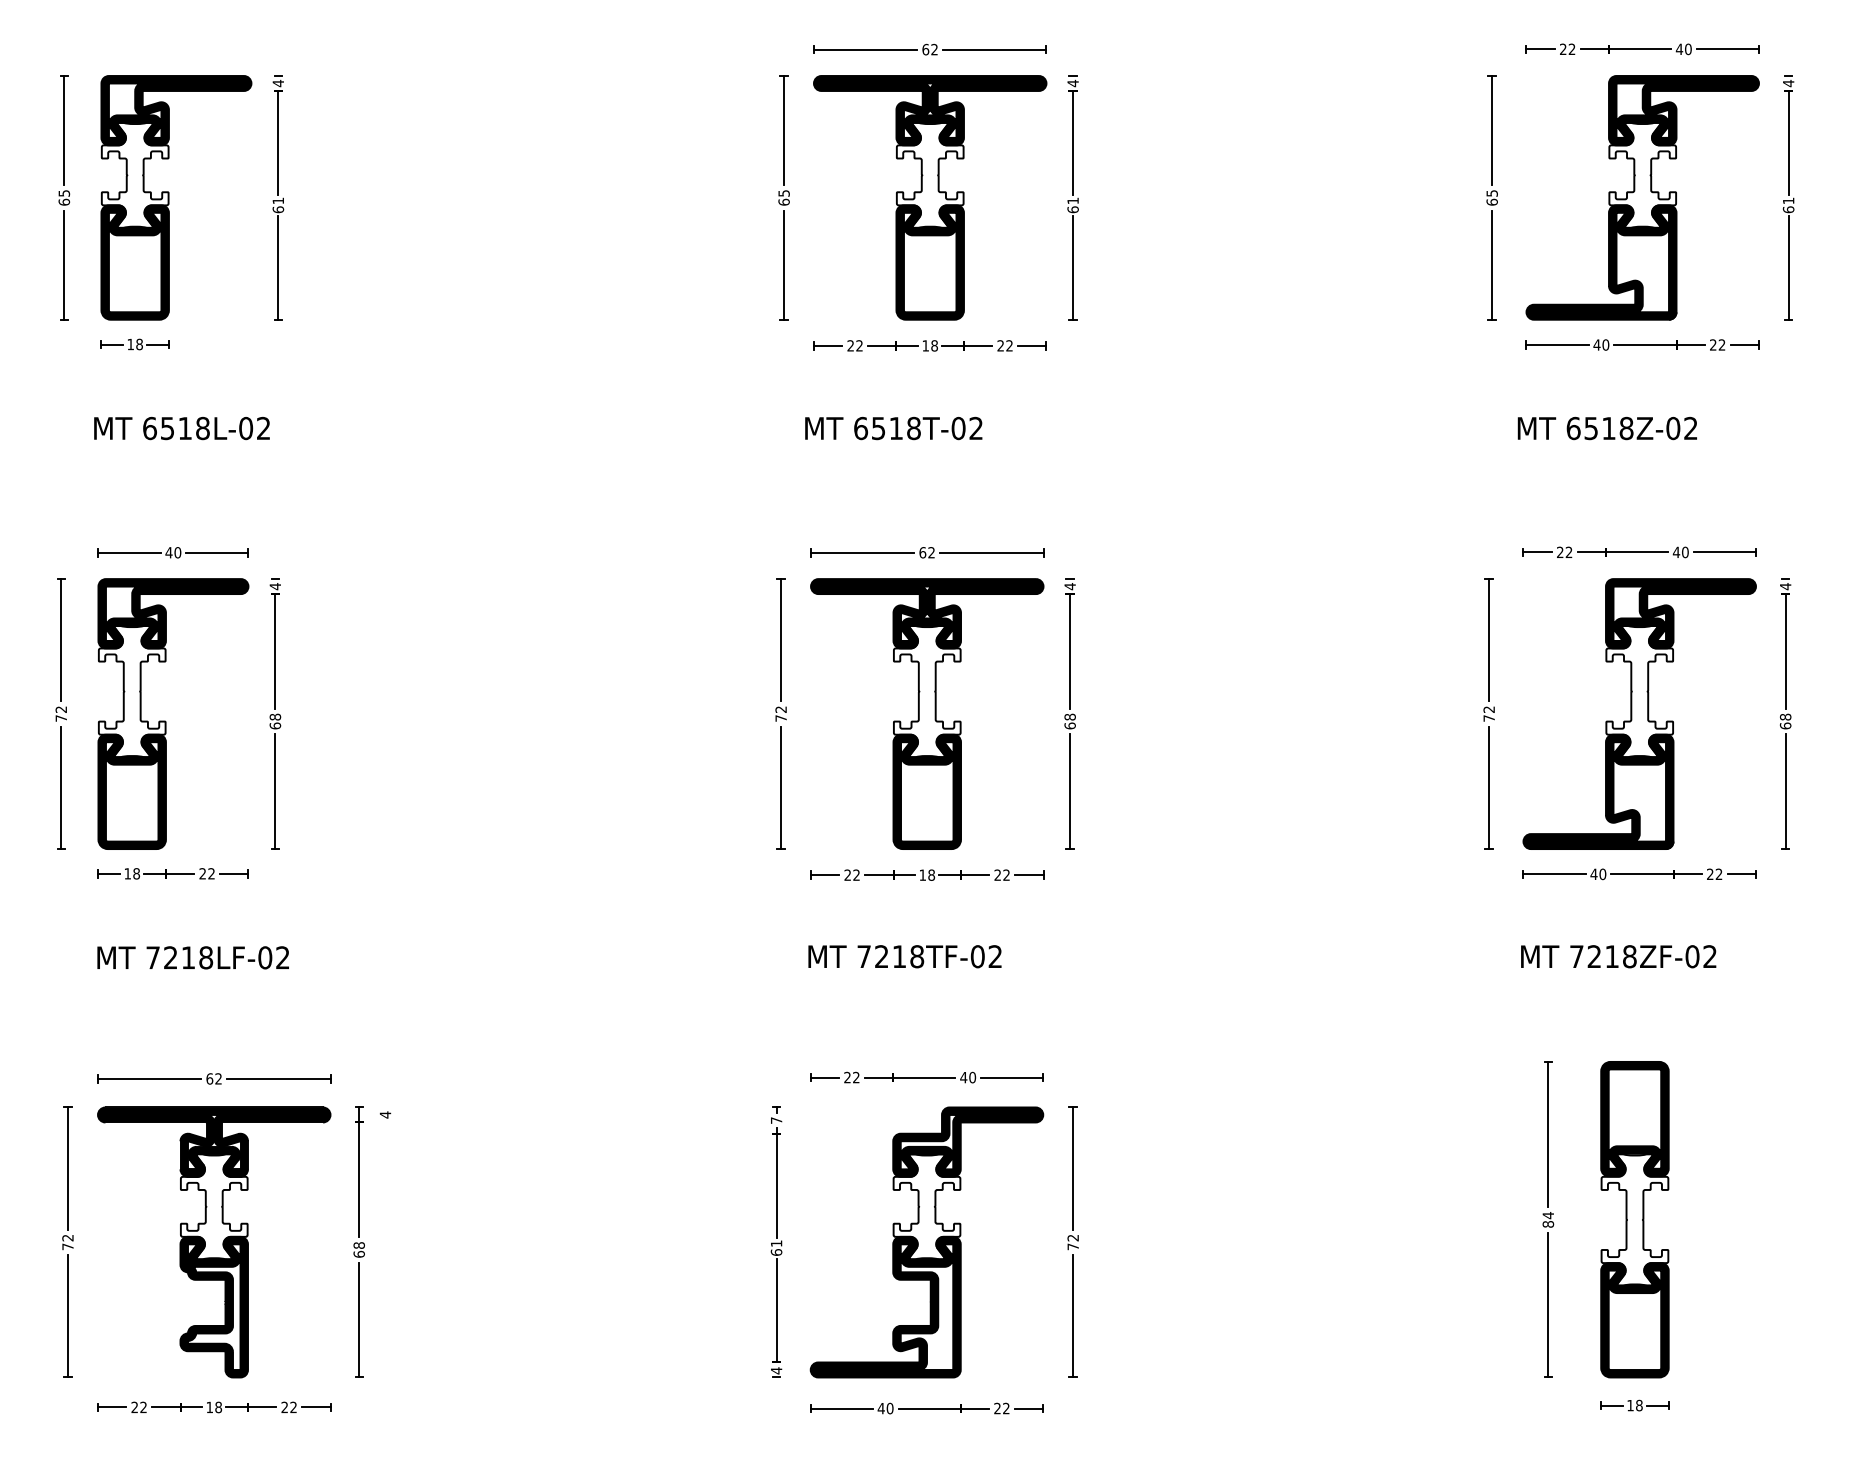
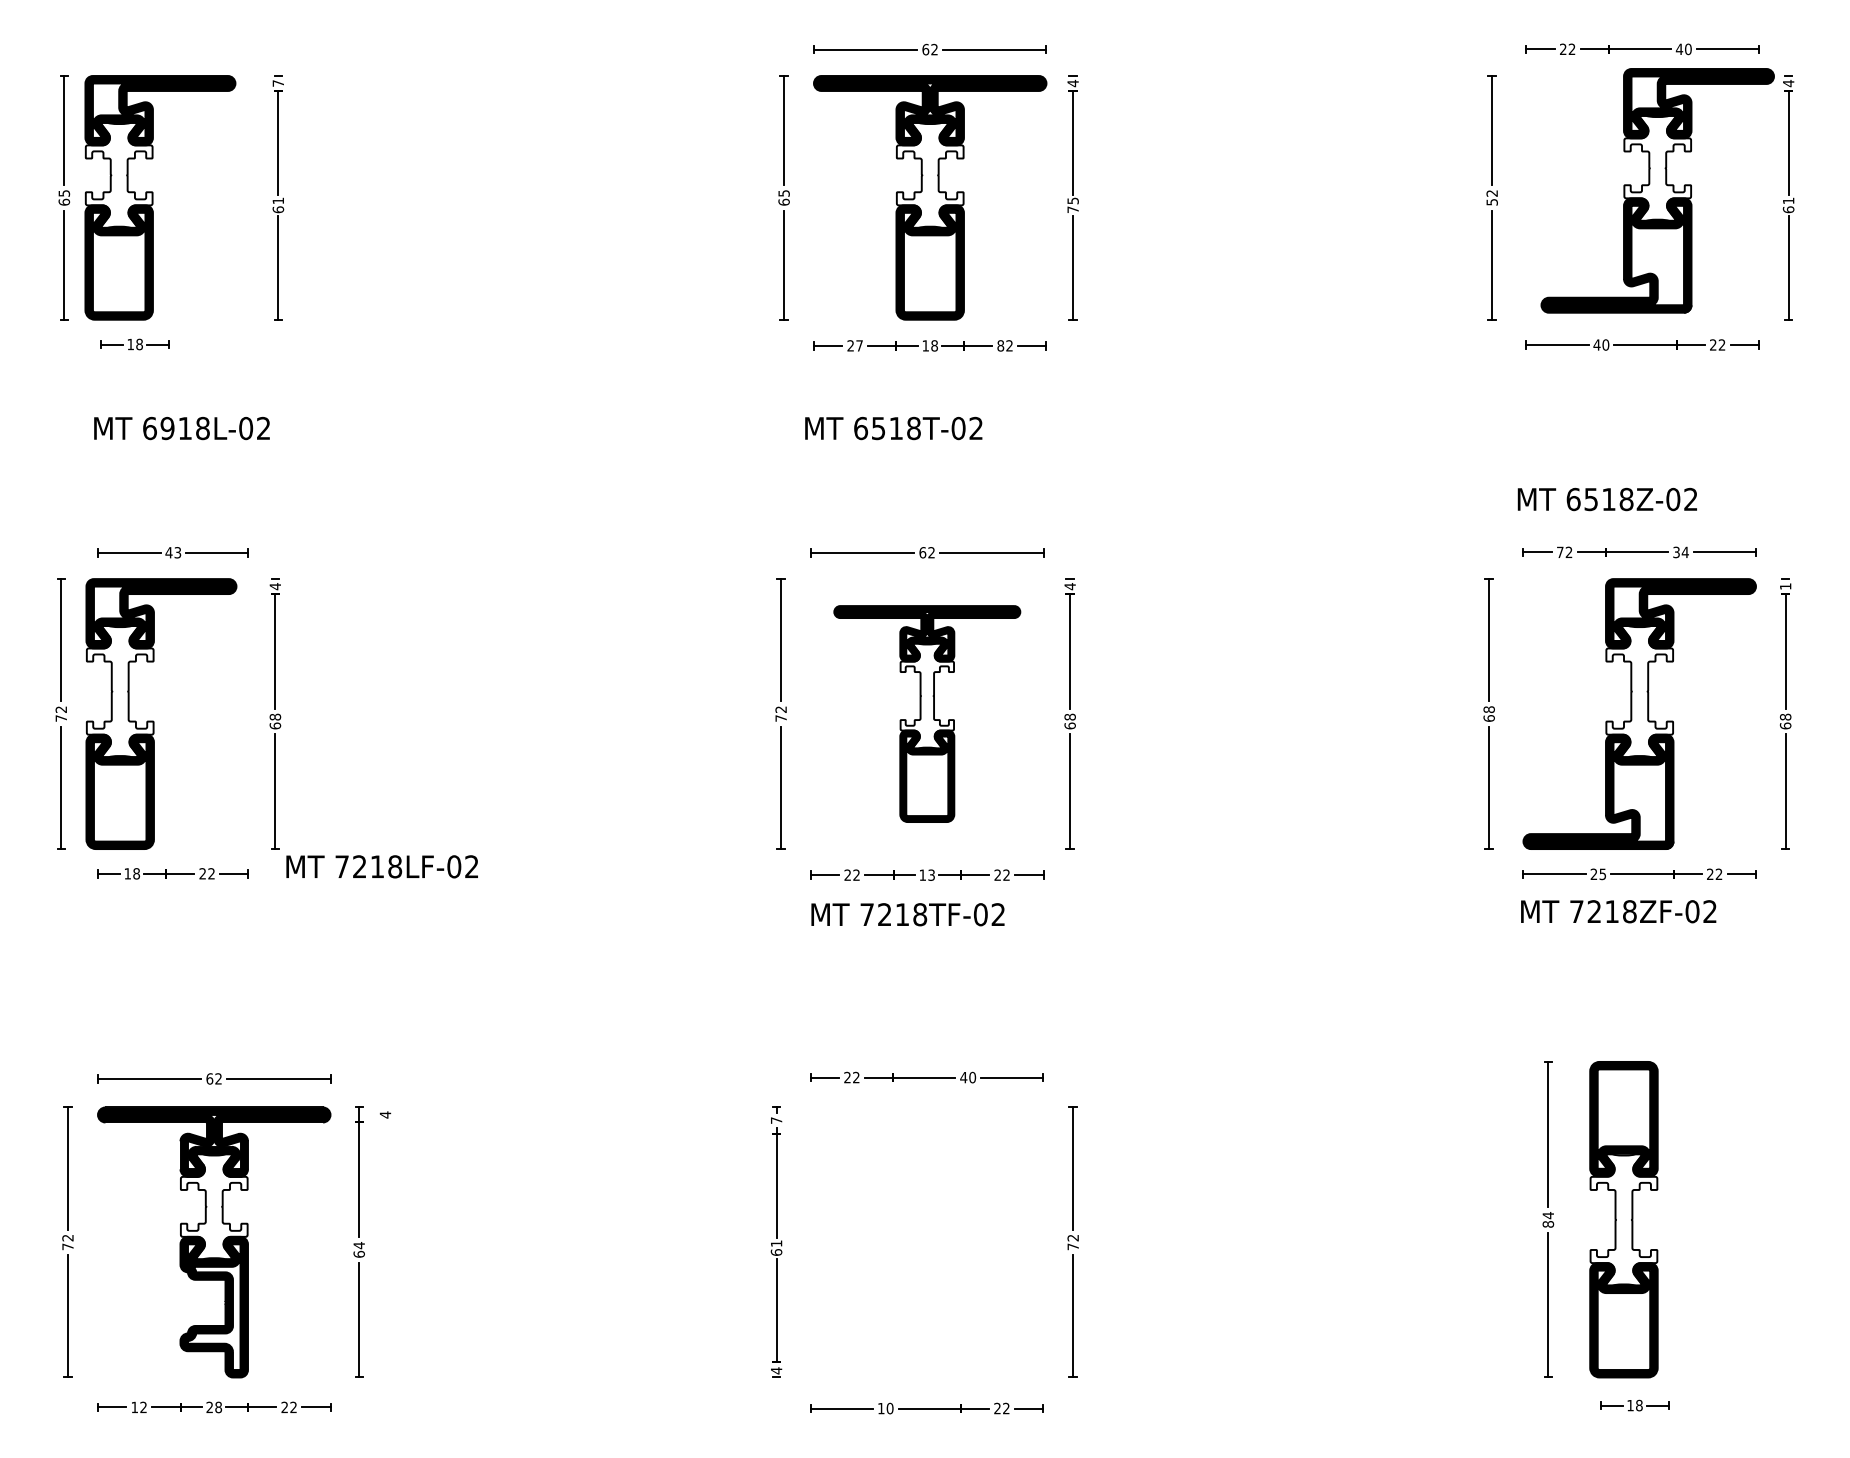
text: 4 -> 7 (277, 83)
part position: (169, 197) -> (153, 197) (153, 197)
text: 65 -> 52 (1491, 197)
part position: (1642, 197) -> (1657, 190) (1657, 190)
text: 61 -> 75 (1072, 205)
text: 22 -> 27 (859, 345)
text: 22 -> 82 (1000, 345)
text: 6518L-02 -> 6918L-02 (167, 427)
text position: (1606, 428) -> (1606, 499) (1606, 499)
text: 22 -> 72 (1560, 551)
text: 40 -> 43 (177, 552)
text: 40 -> 34 (1680, 552)
text: 4 -> 1 (1785, 586)
part size: 235x272 px -> 189x218 px (927, 713)
text: 72 -> 68 (1488, 713)
part position: (165, 720) -> (153, 720) (153, 720)
text: 18 -> 13 (931, 874)
text: 40 -> 25 (1598, 874)
text position: (904, 956) -> (907, 914) (907, 914)
text position: (1618, 956) -> (1618, 911) (1618, 911)
text position: (192, 957) -> (381, 866) (381, 866)
part position: (1634, 1219) -> (1623, 1219) (1623, 1219)
part: present -> none (926, 1242)
text: 68 -> 64 (358, 1245)
text: 22 -> 12 (134, 1406)
text: 18 -> 28 (209, 1406)
text: 40 -> 10 (880, 1408)
